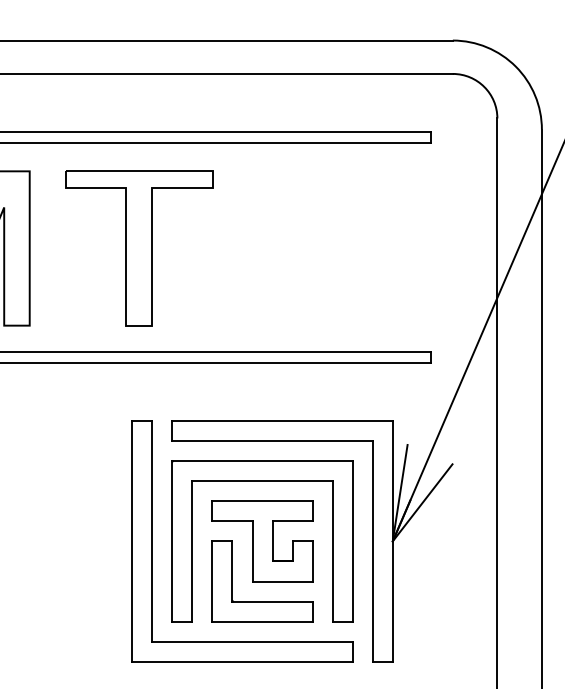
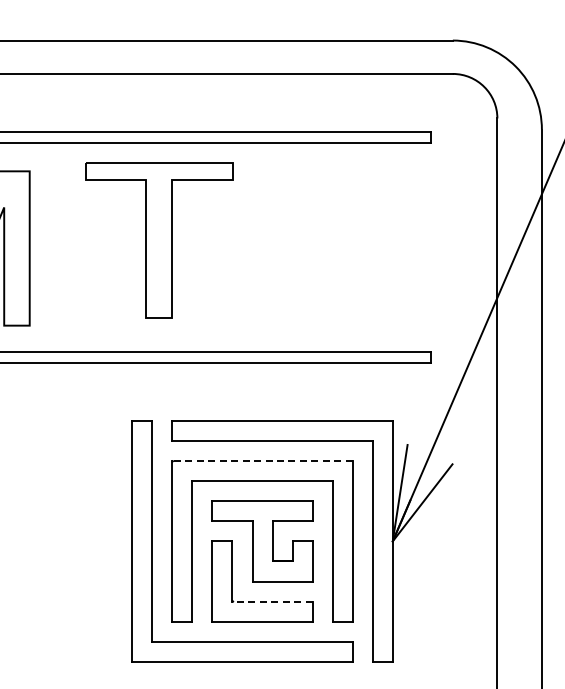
part position: (139, 248) -> (159, 240) (159, 240)
line: solid -> dashed (262, 461)
line: solid -> dashed (272, 601)
